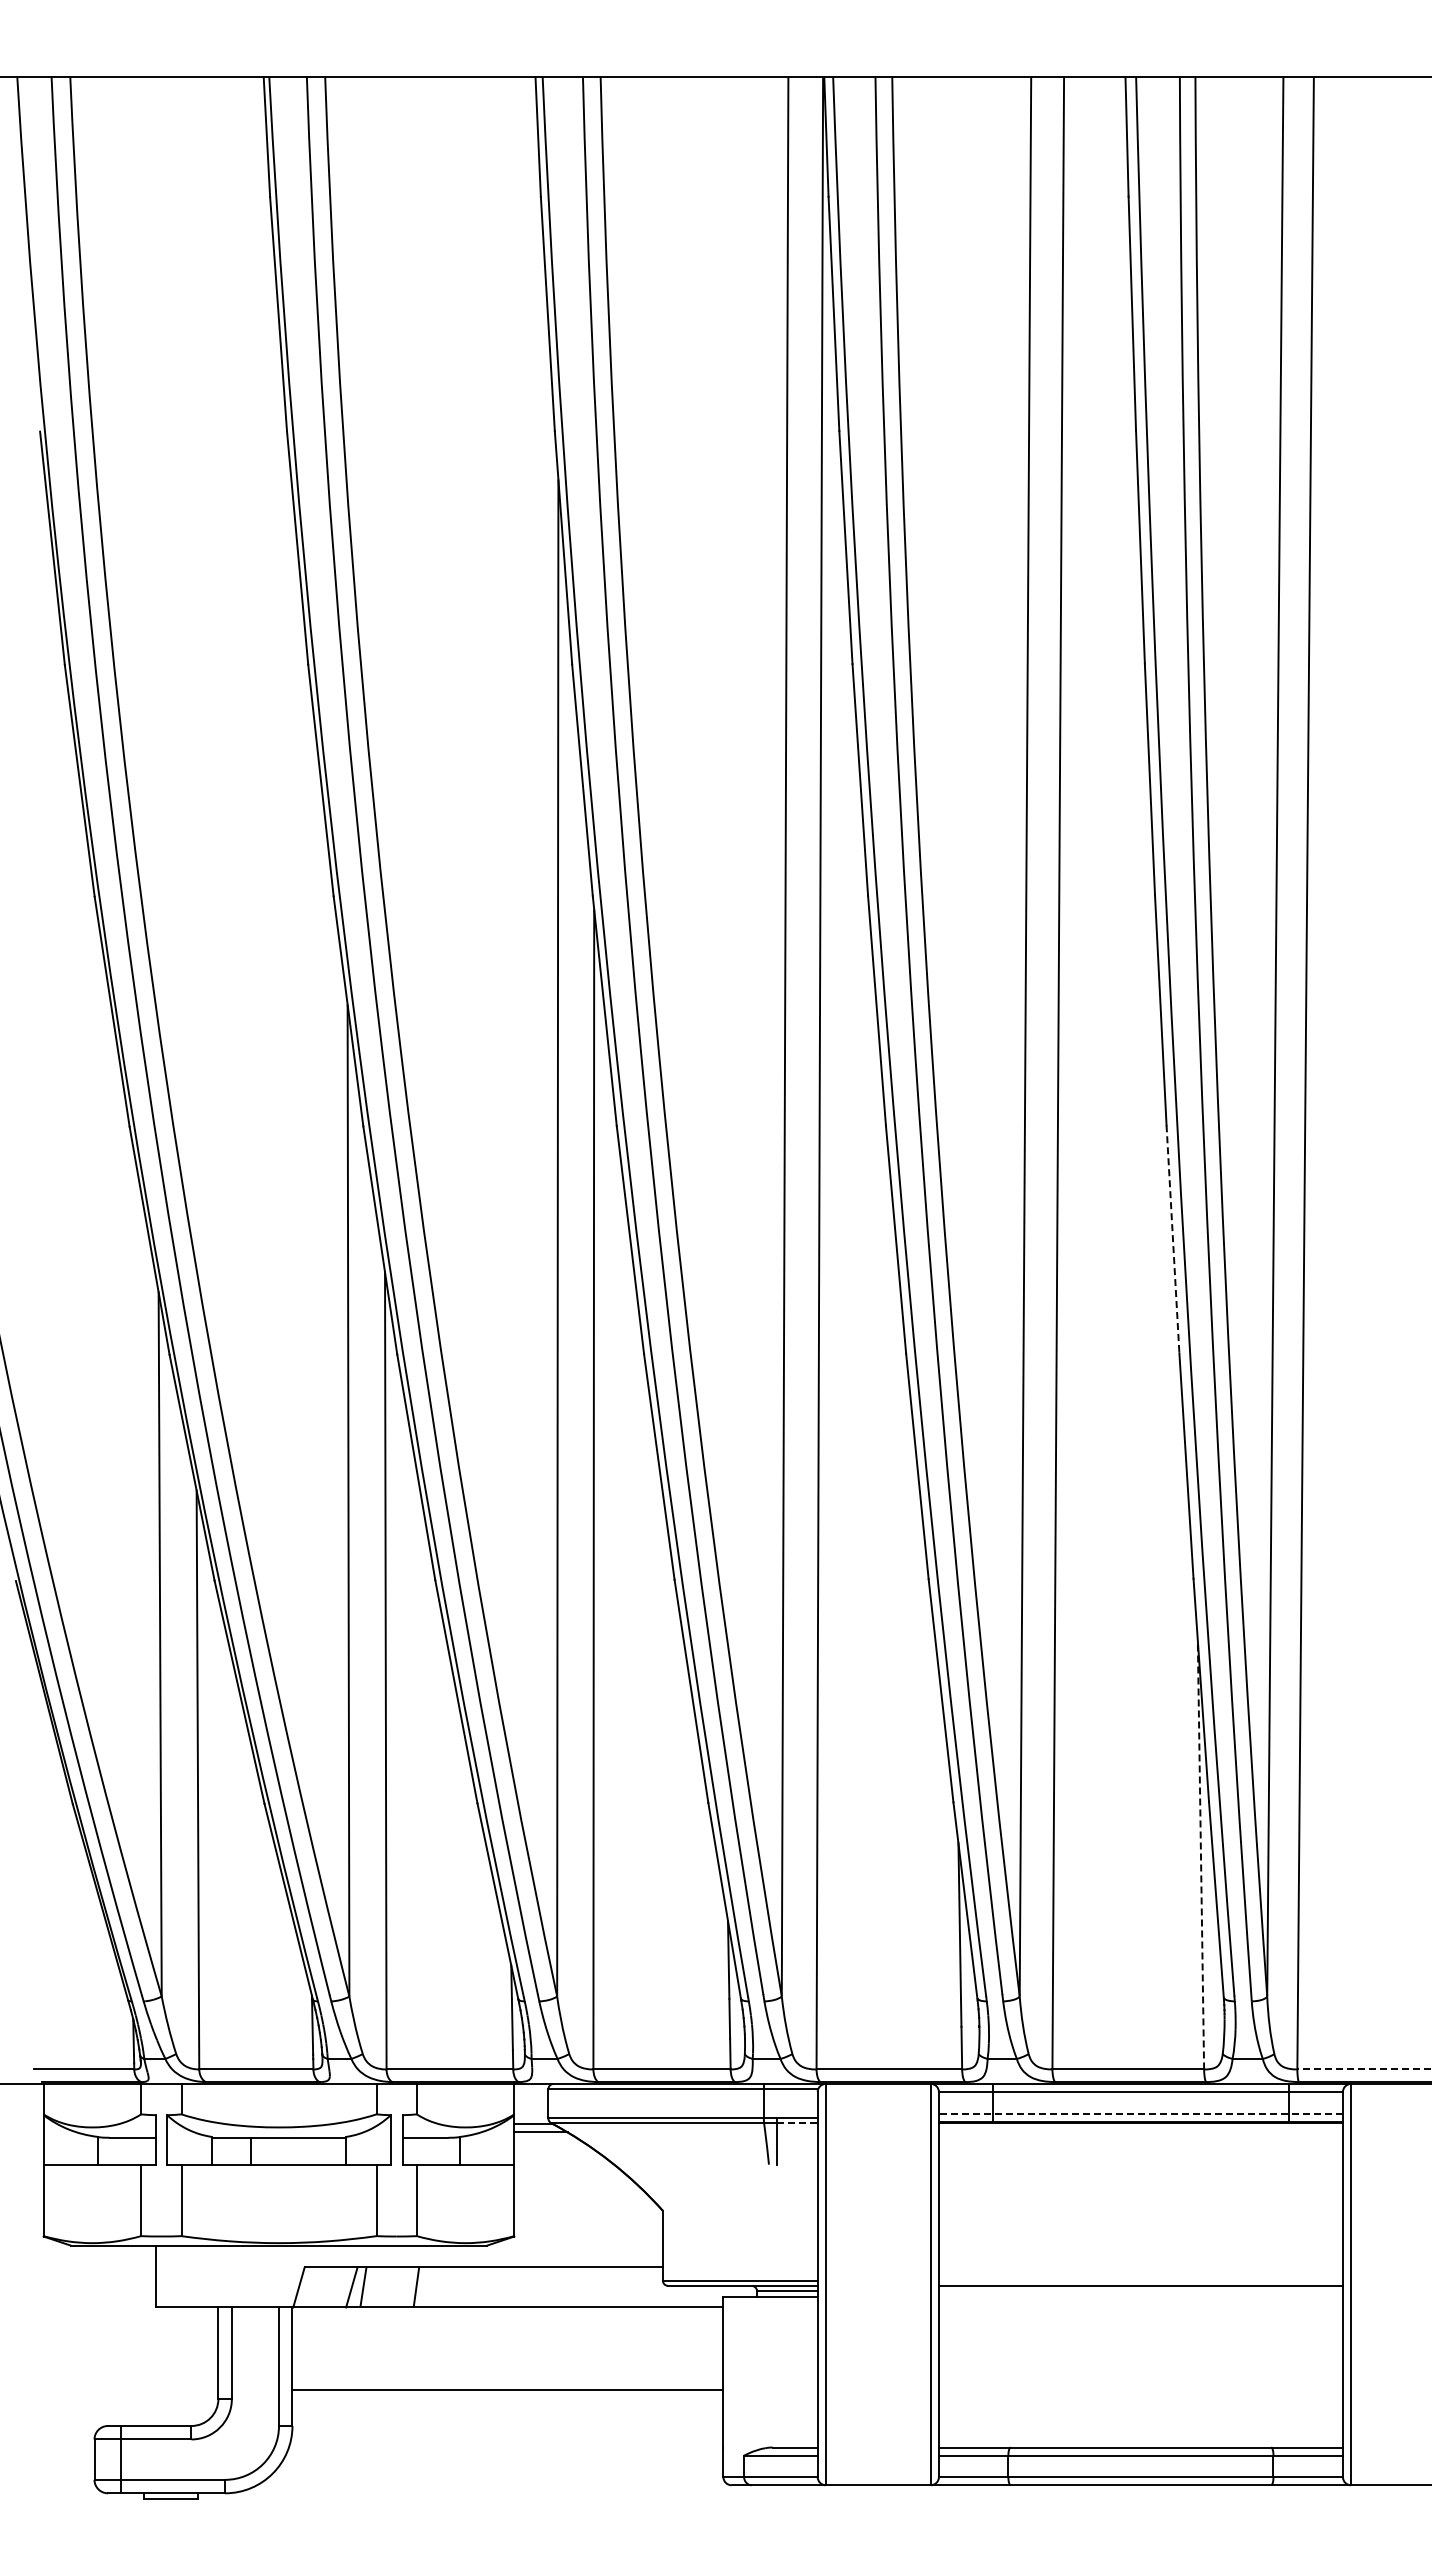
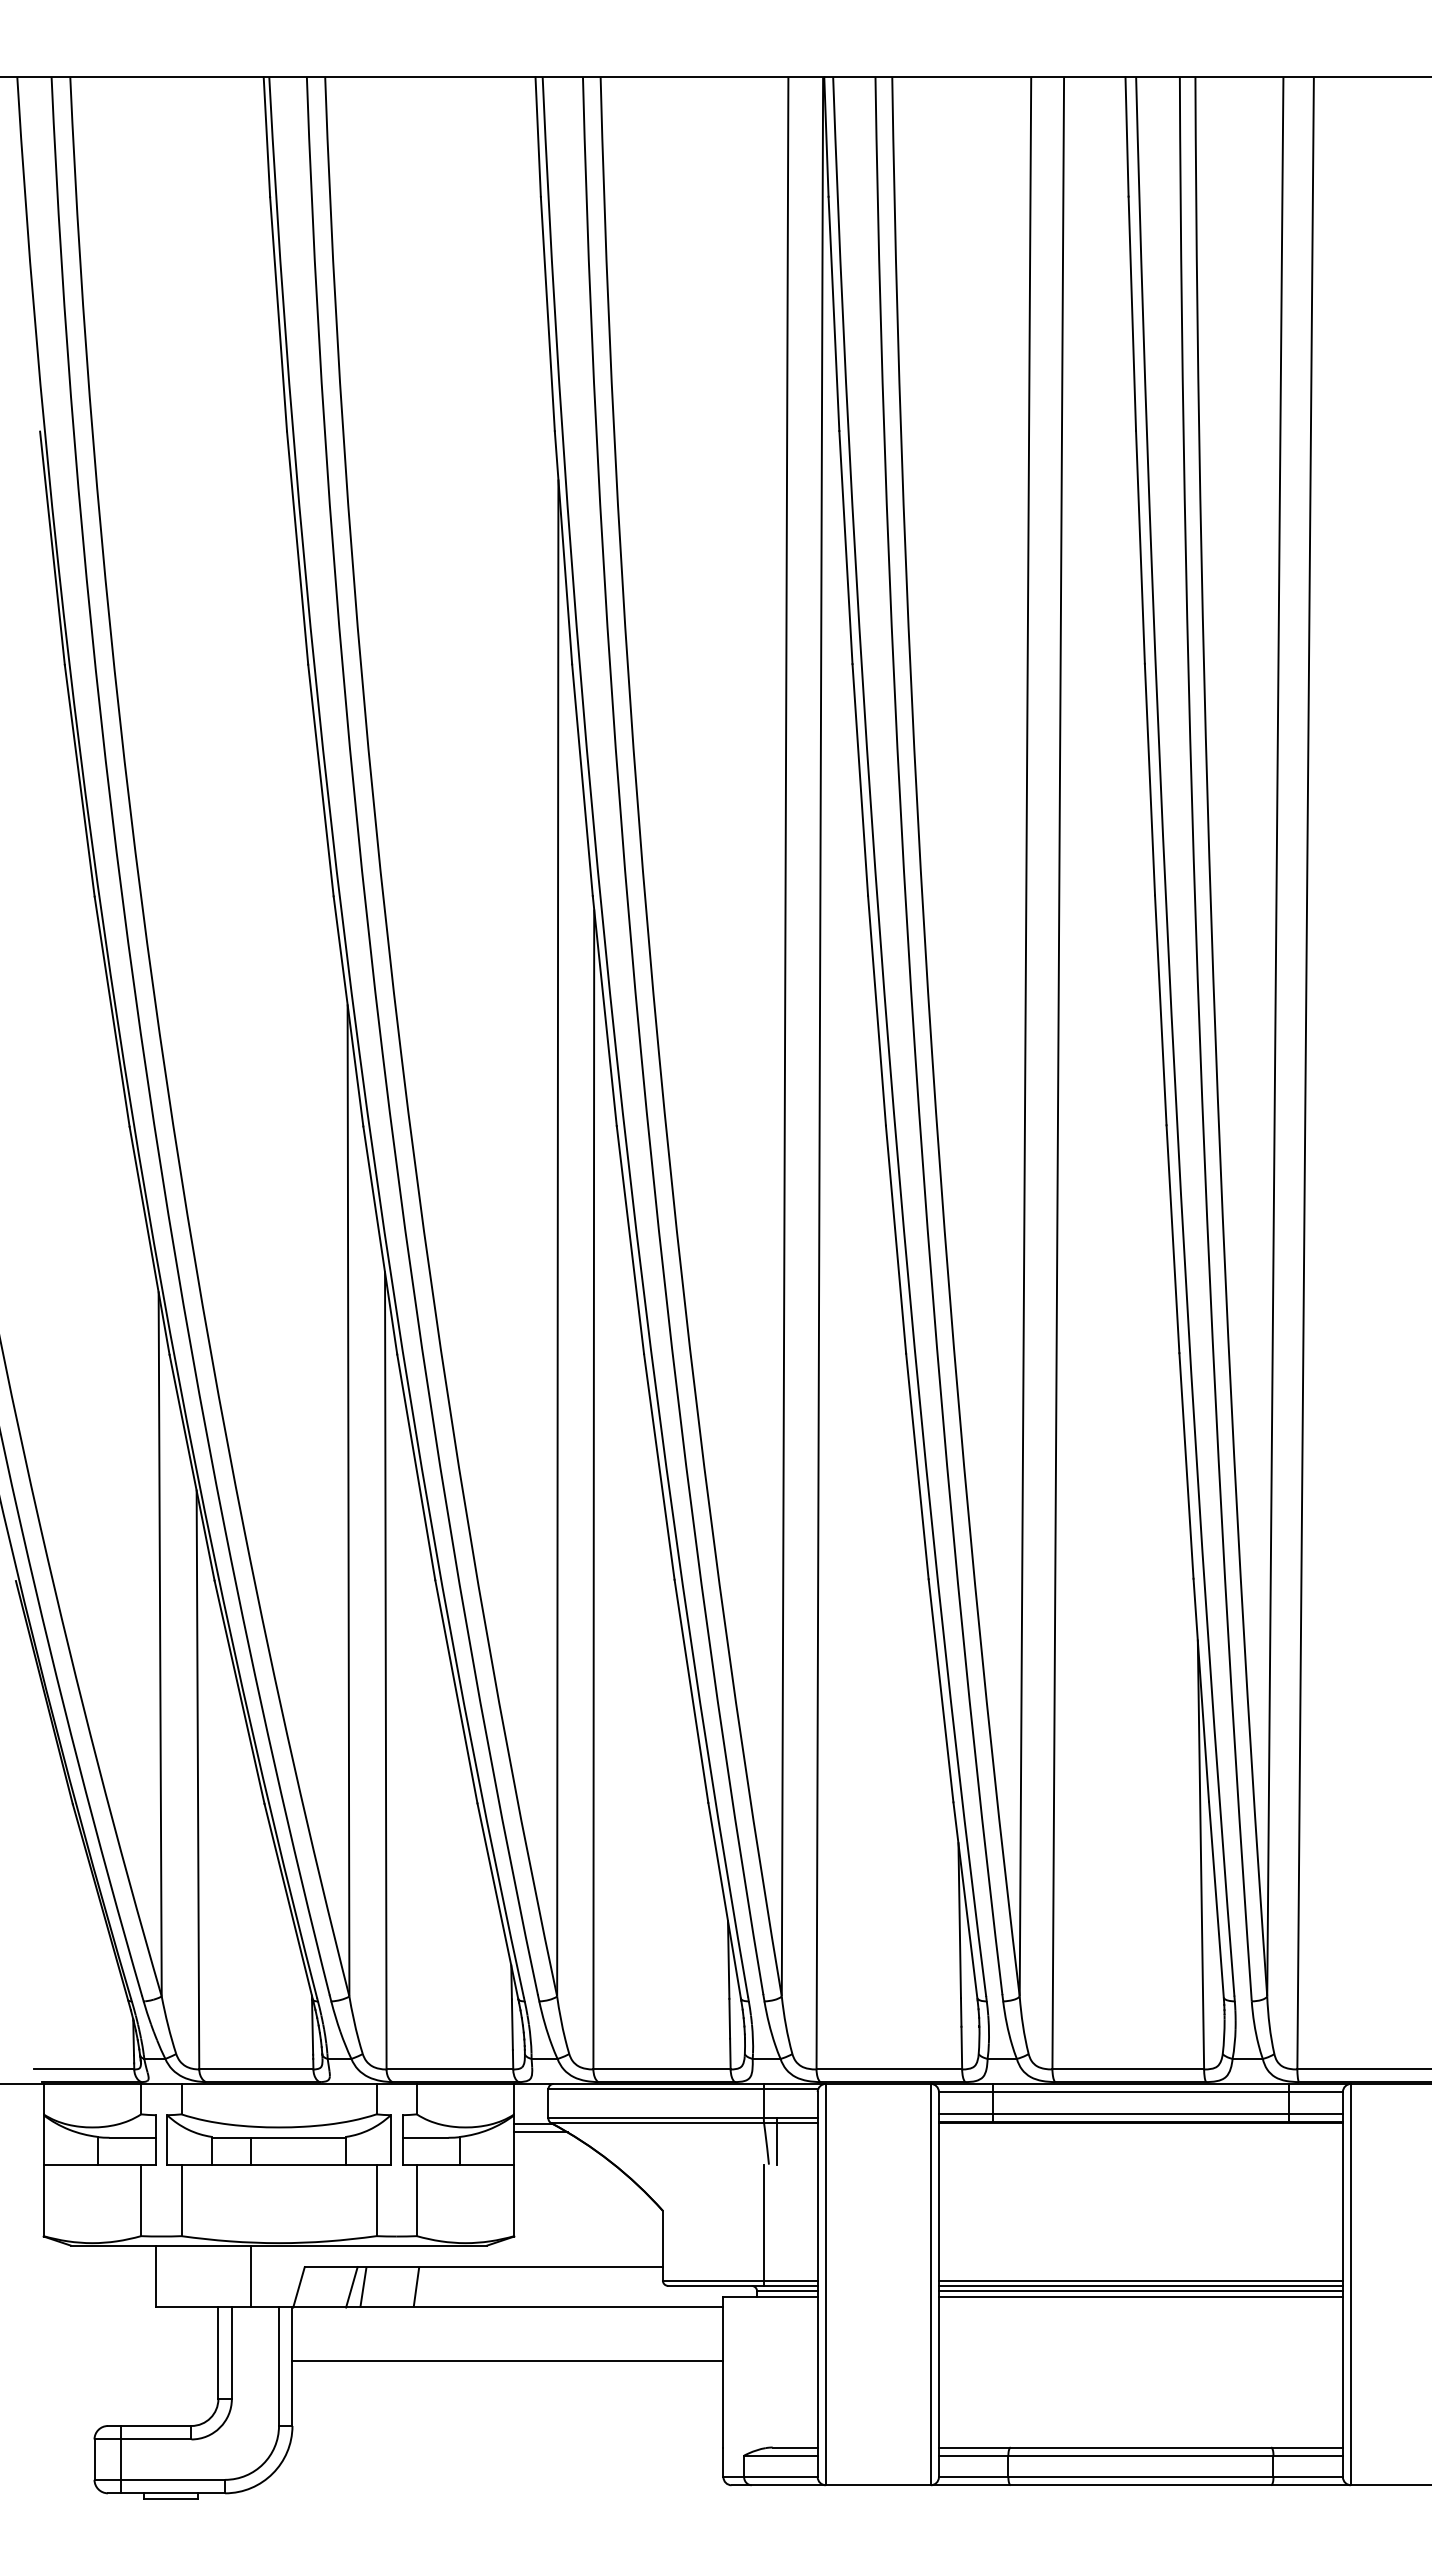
line: dashed -> solid (1173, 1239)
line: dashed -> solid (1200, 1854)
line: dashed -> solid (1364, 2069)
line: dashed -> solid (1140, 2113)
line: dashed -> solid (798, 2123)
line: none -> present (763, 2224)
line: none -> present (250, 2276)
line: none -> present (1140, 2280)
line: none -> present (1140, 2291)
line: none -> present (1140, 2296)
line position: (507, 2390) -> (507, 2361) (507, 2361)
